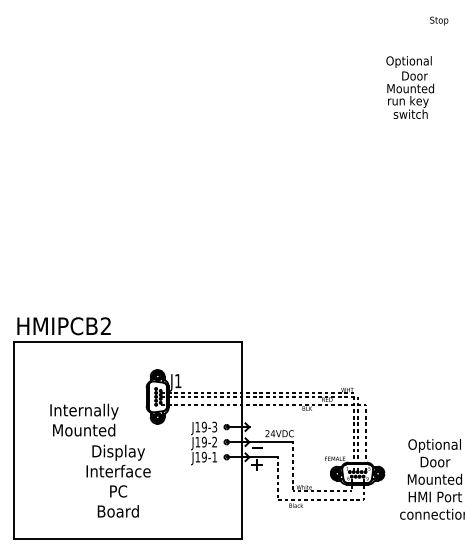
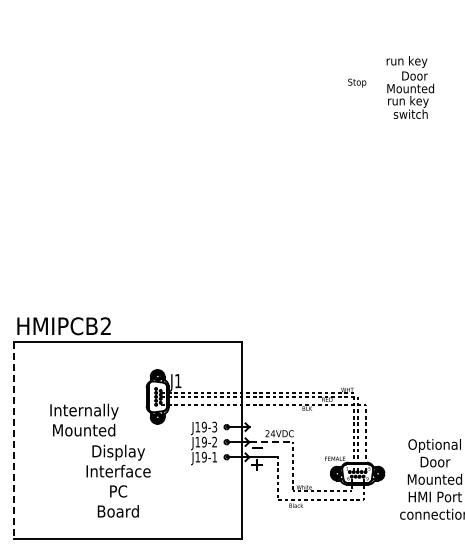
text position: (439, 20) -> (357, 82) (357, 82)
text: Optional -> run key (408, 61)
line: solid -> dashed (14, 440)
line: solid -> dashed (271, 442)
